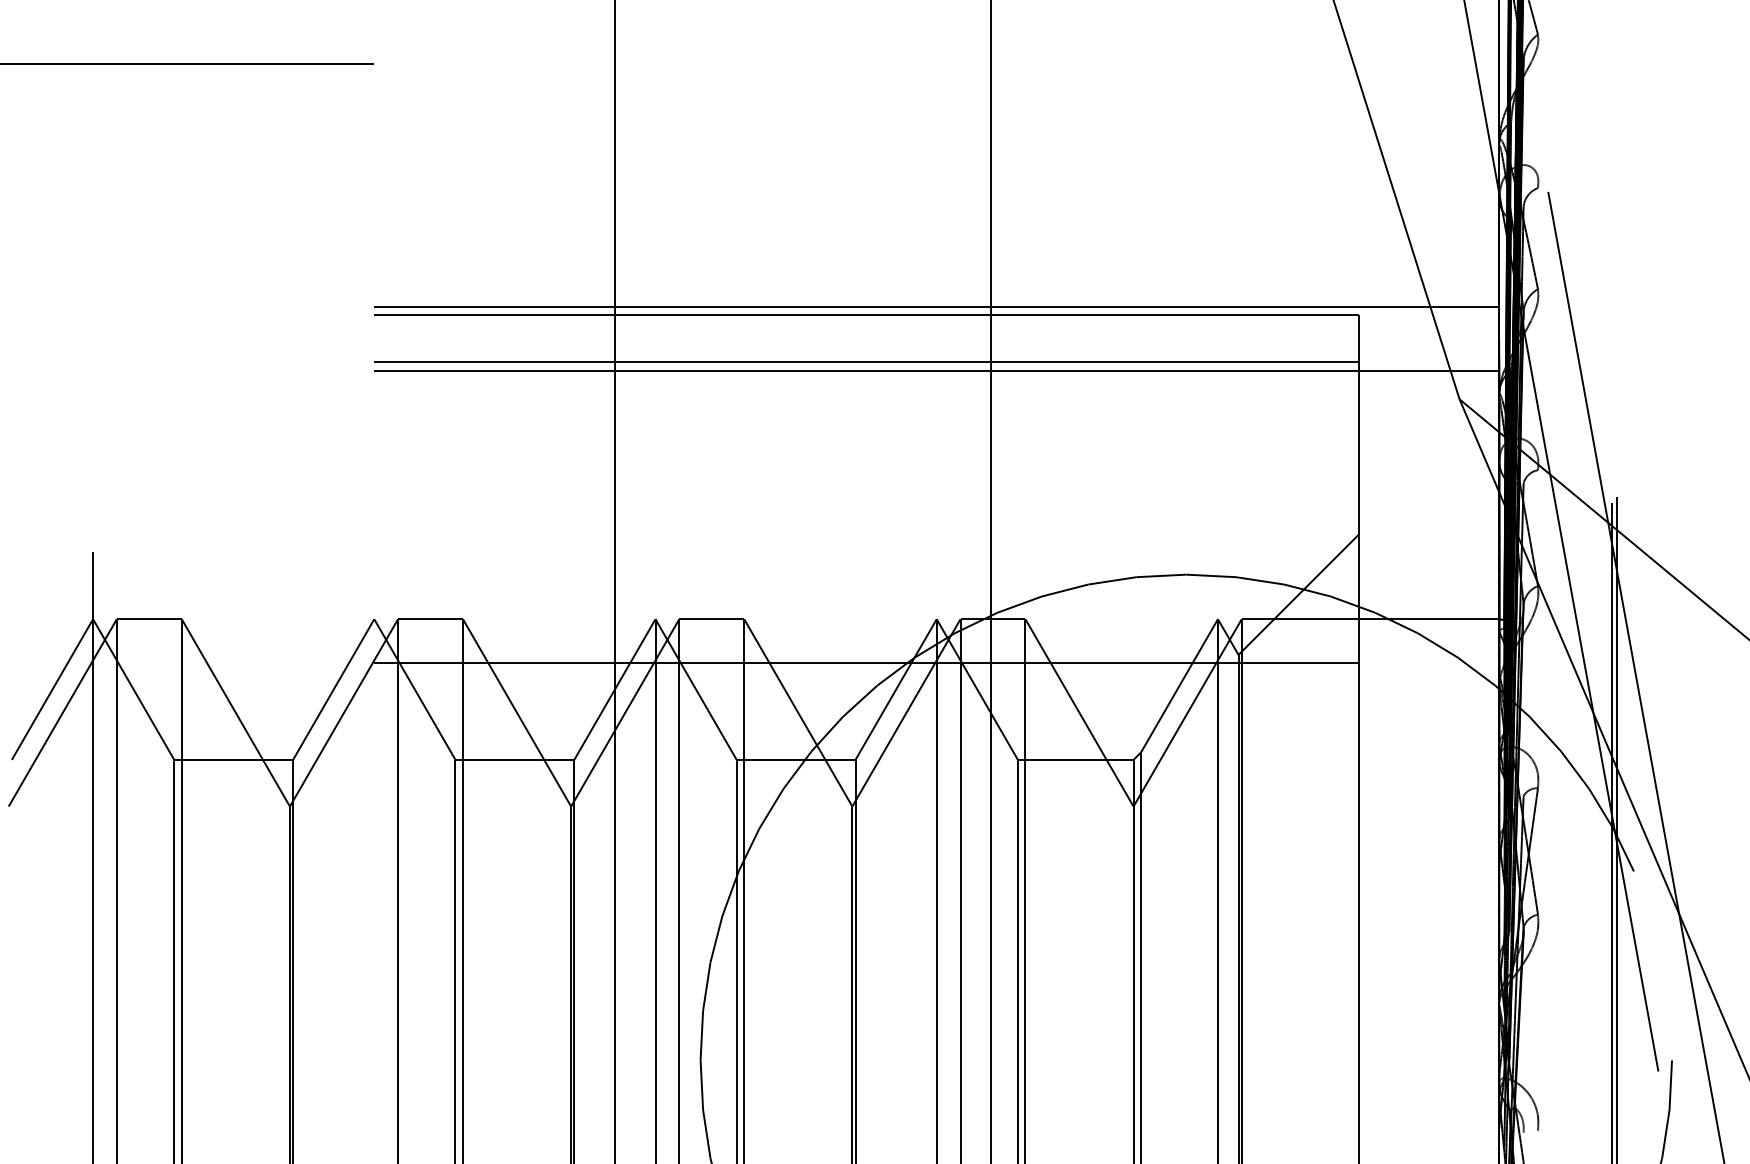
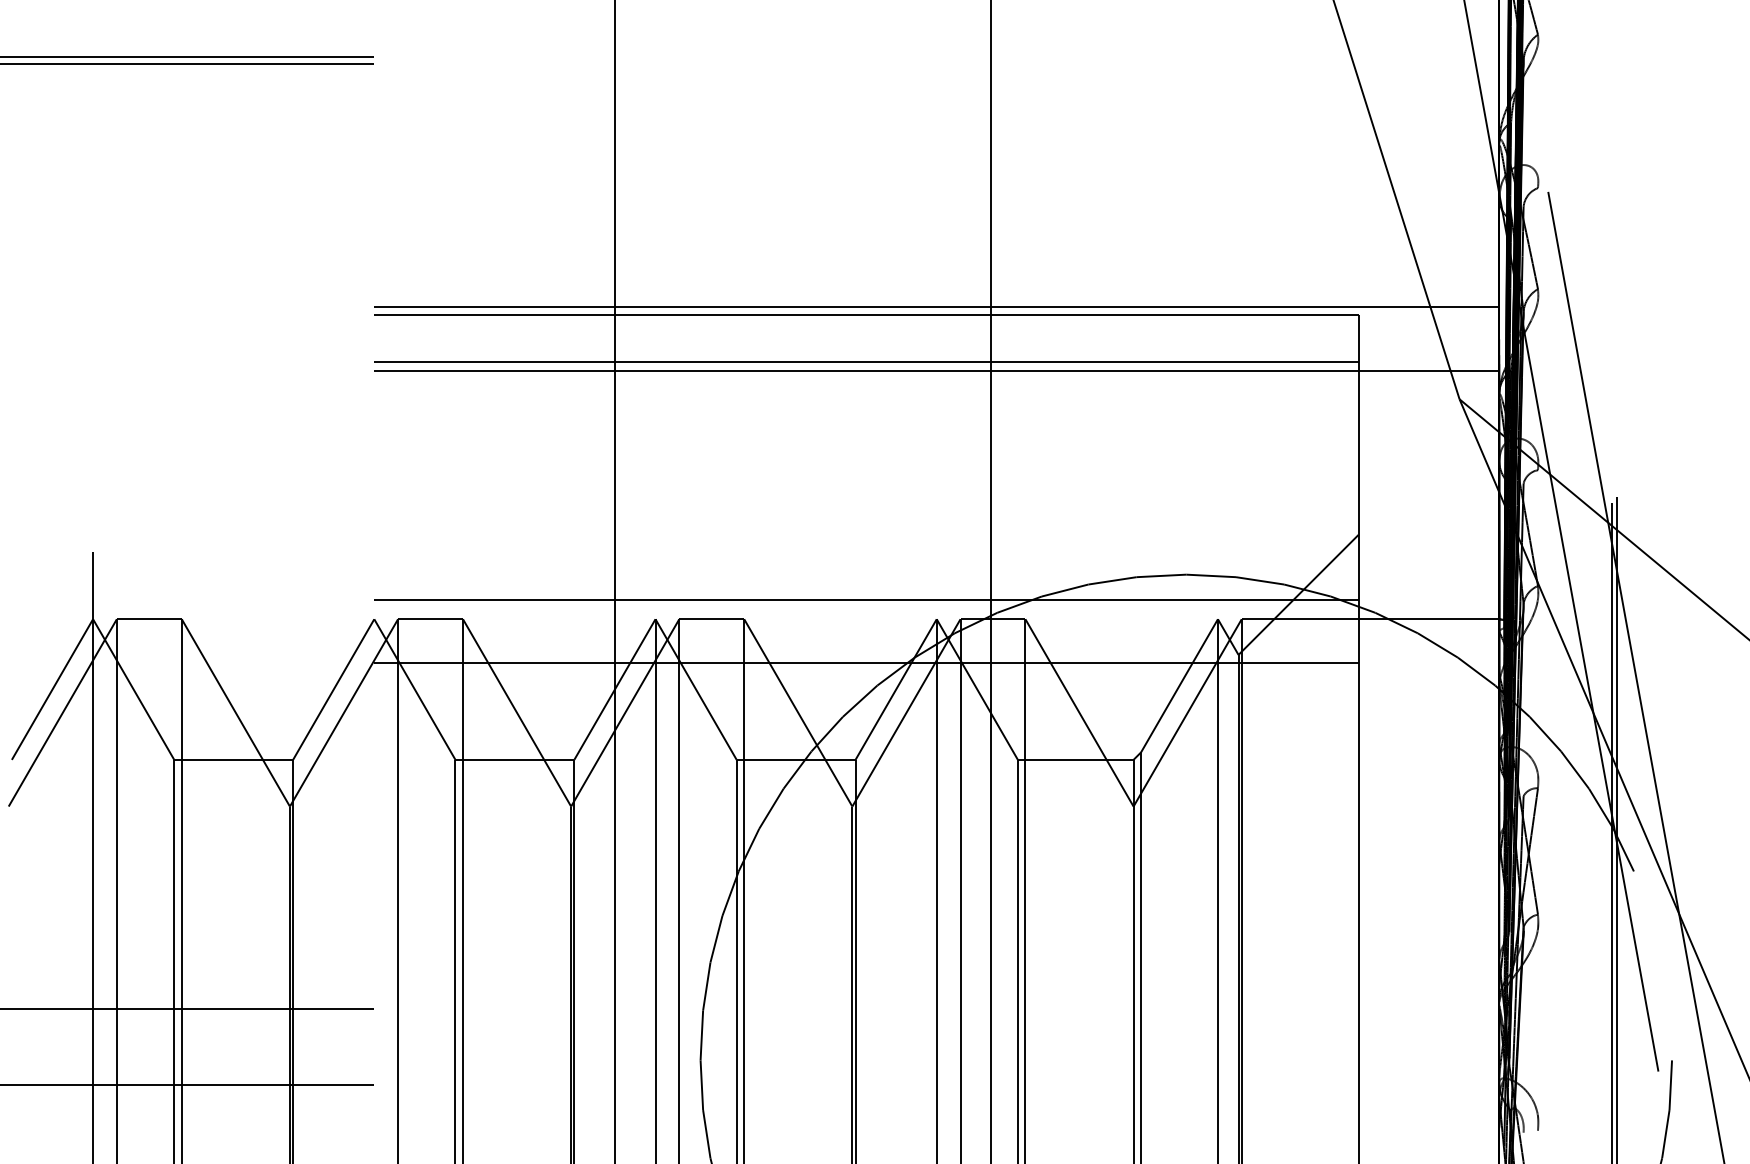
line: none -> present (188, 56)
line: none -> present (866, 599)
line: none -> present (188, 1009)
line: none -> present (188, 1084)
